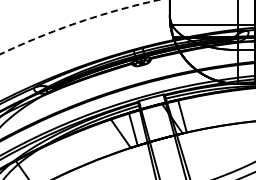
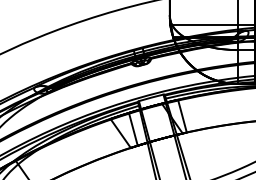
arc: dashed -> solid (77, 22)
